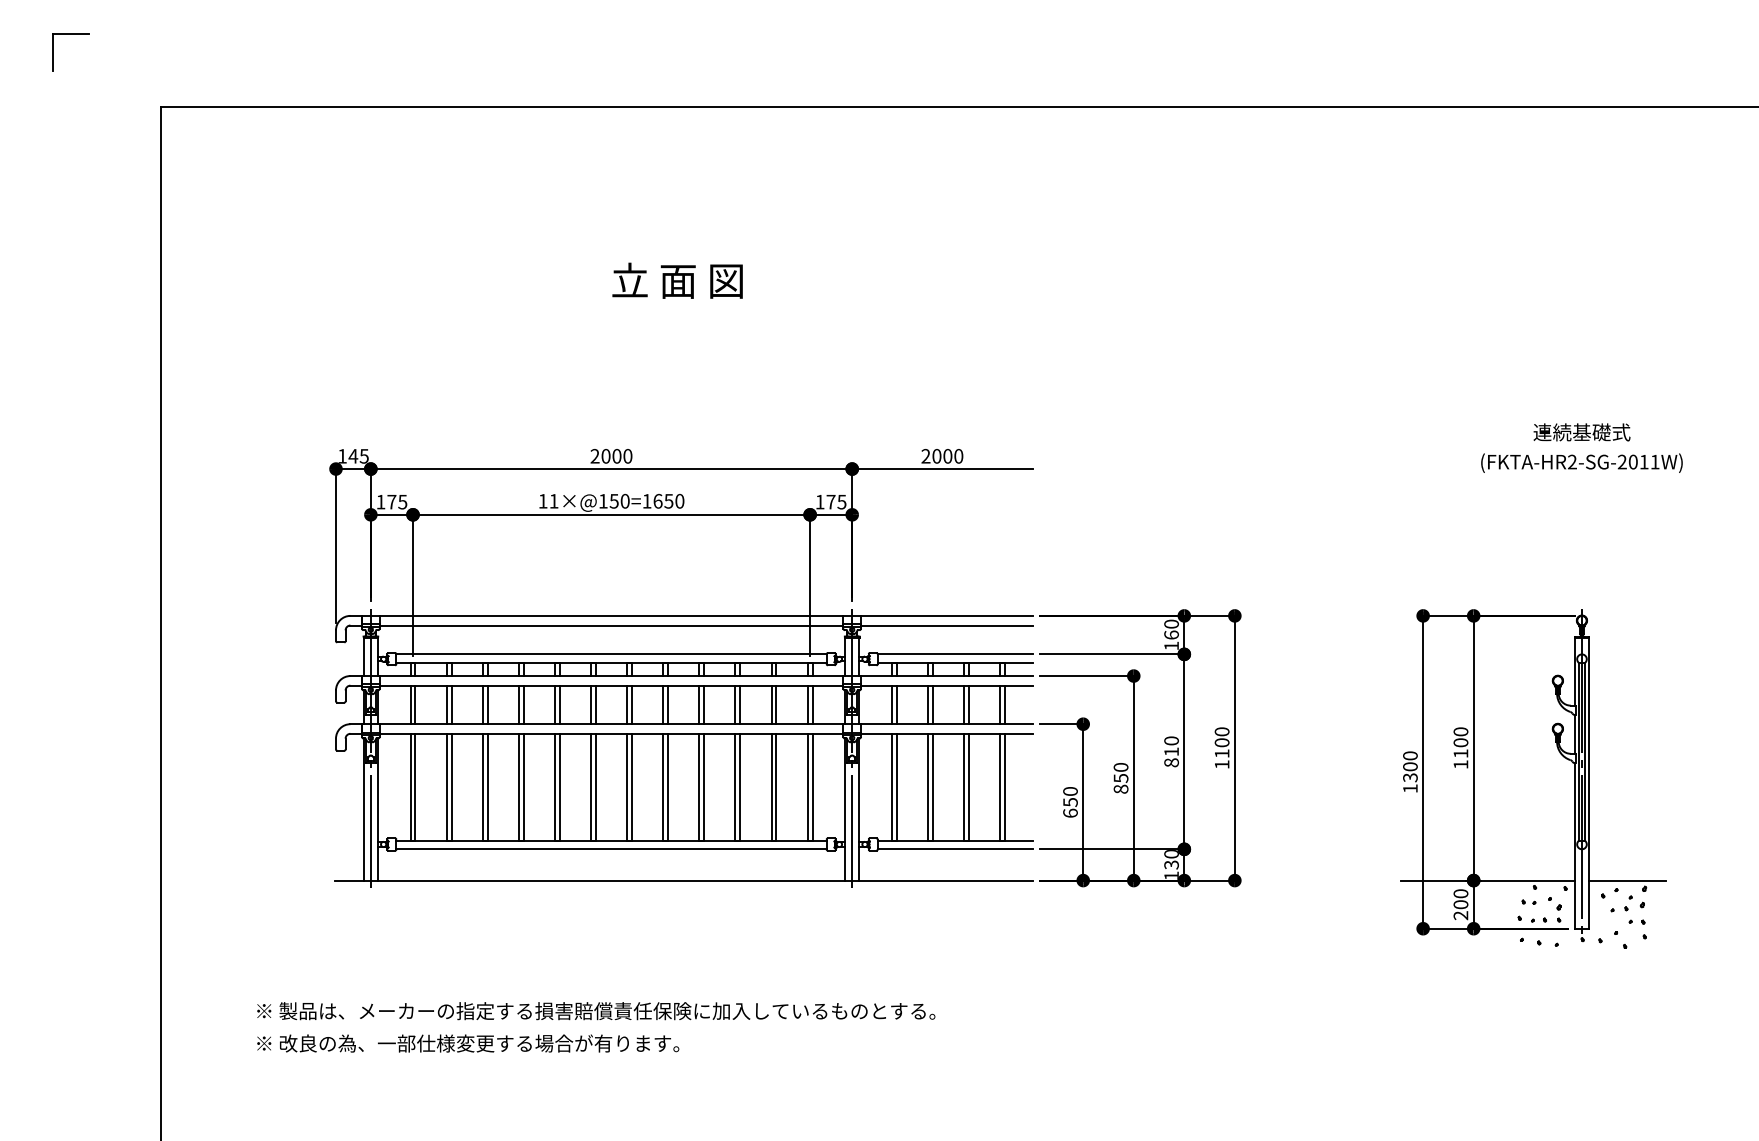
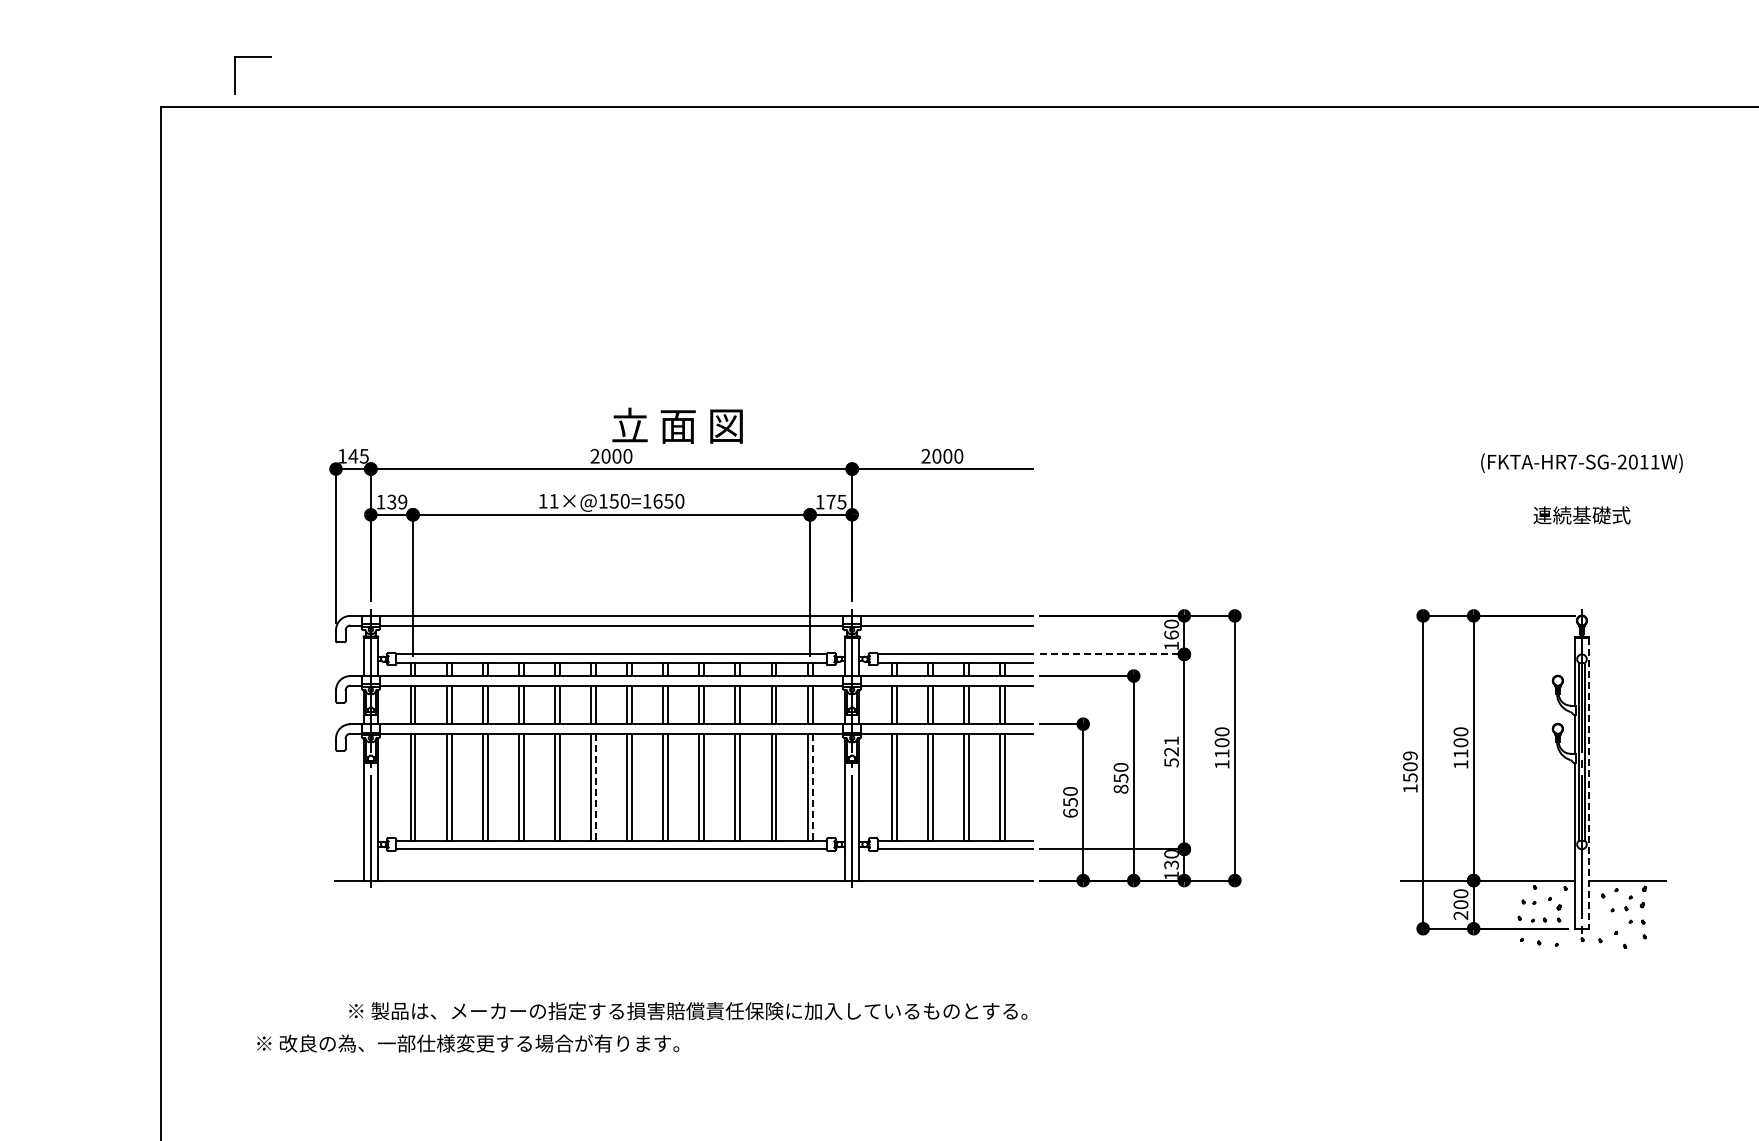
part position: (53, 52) -> (235, 75) (235, 75)
text position: (677, 280) -> (677, 425) (677, 425)
text position: (1581, 432) -> (1581, 515) (1581, 515)
text: (FKTA-HR2-SG-2011W) -> (FKTA-HR7-SG-2011W) (1572, 461)
text: 175 -> 139 (397, 501)
line: solid -> dashed (1112, 654)
text: 810 -> 521 (1171, 751)
text: 1300 -> 1509 (1410, 766)
line: solid -> dashed (1589, 784)
line: solid -> dashed (595, 787)
line: solid -> dashed (812, 787)
text position: (596, 1011) -> (688, 1011) (688, 1011)
